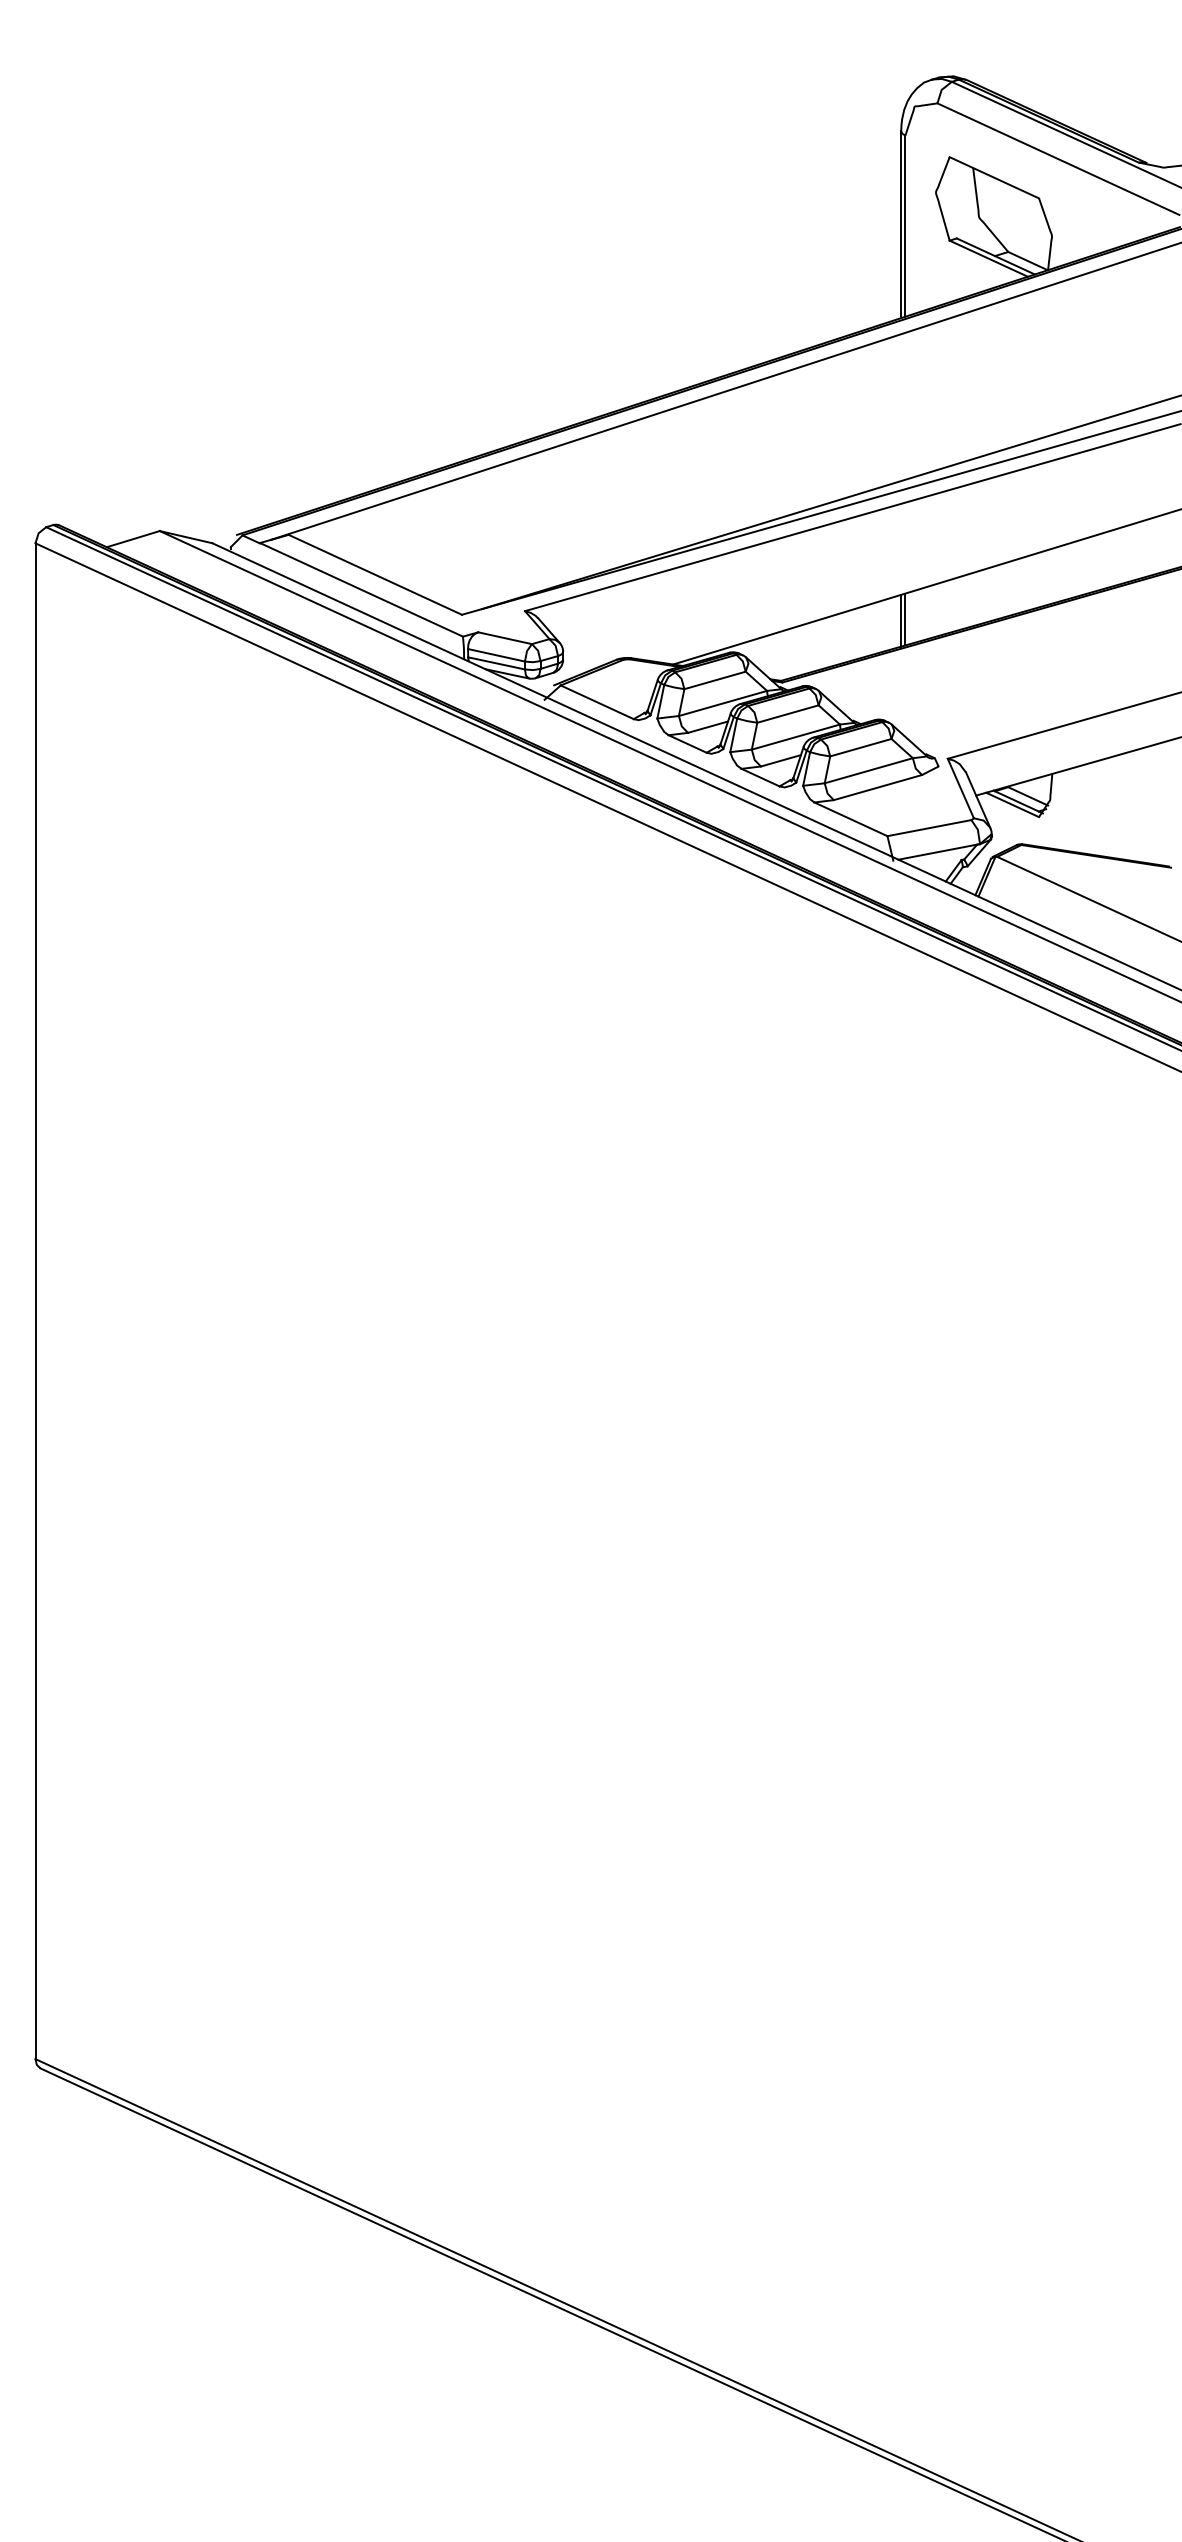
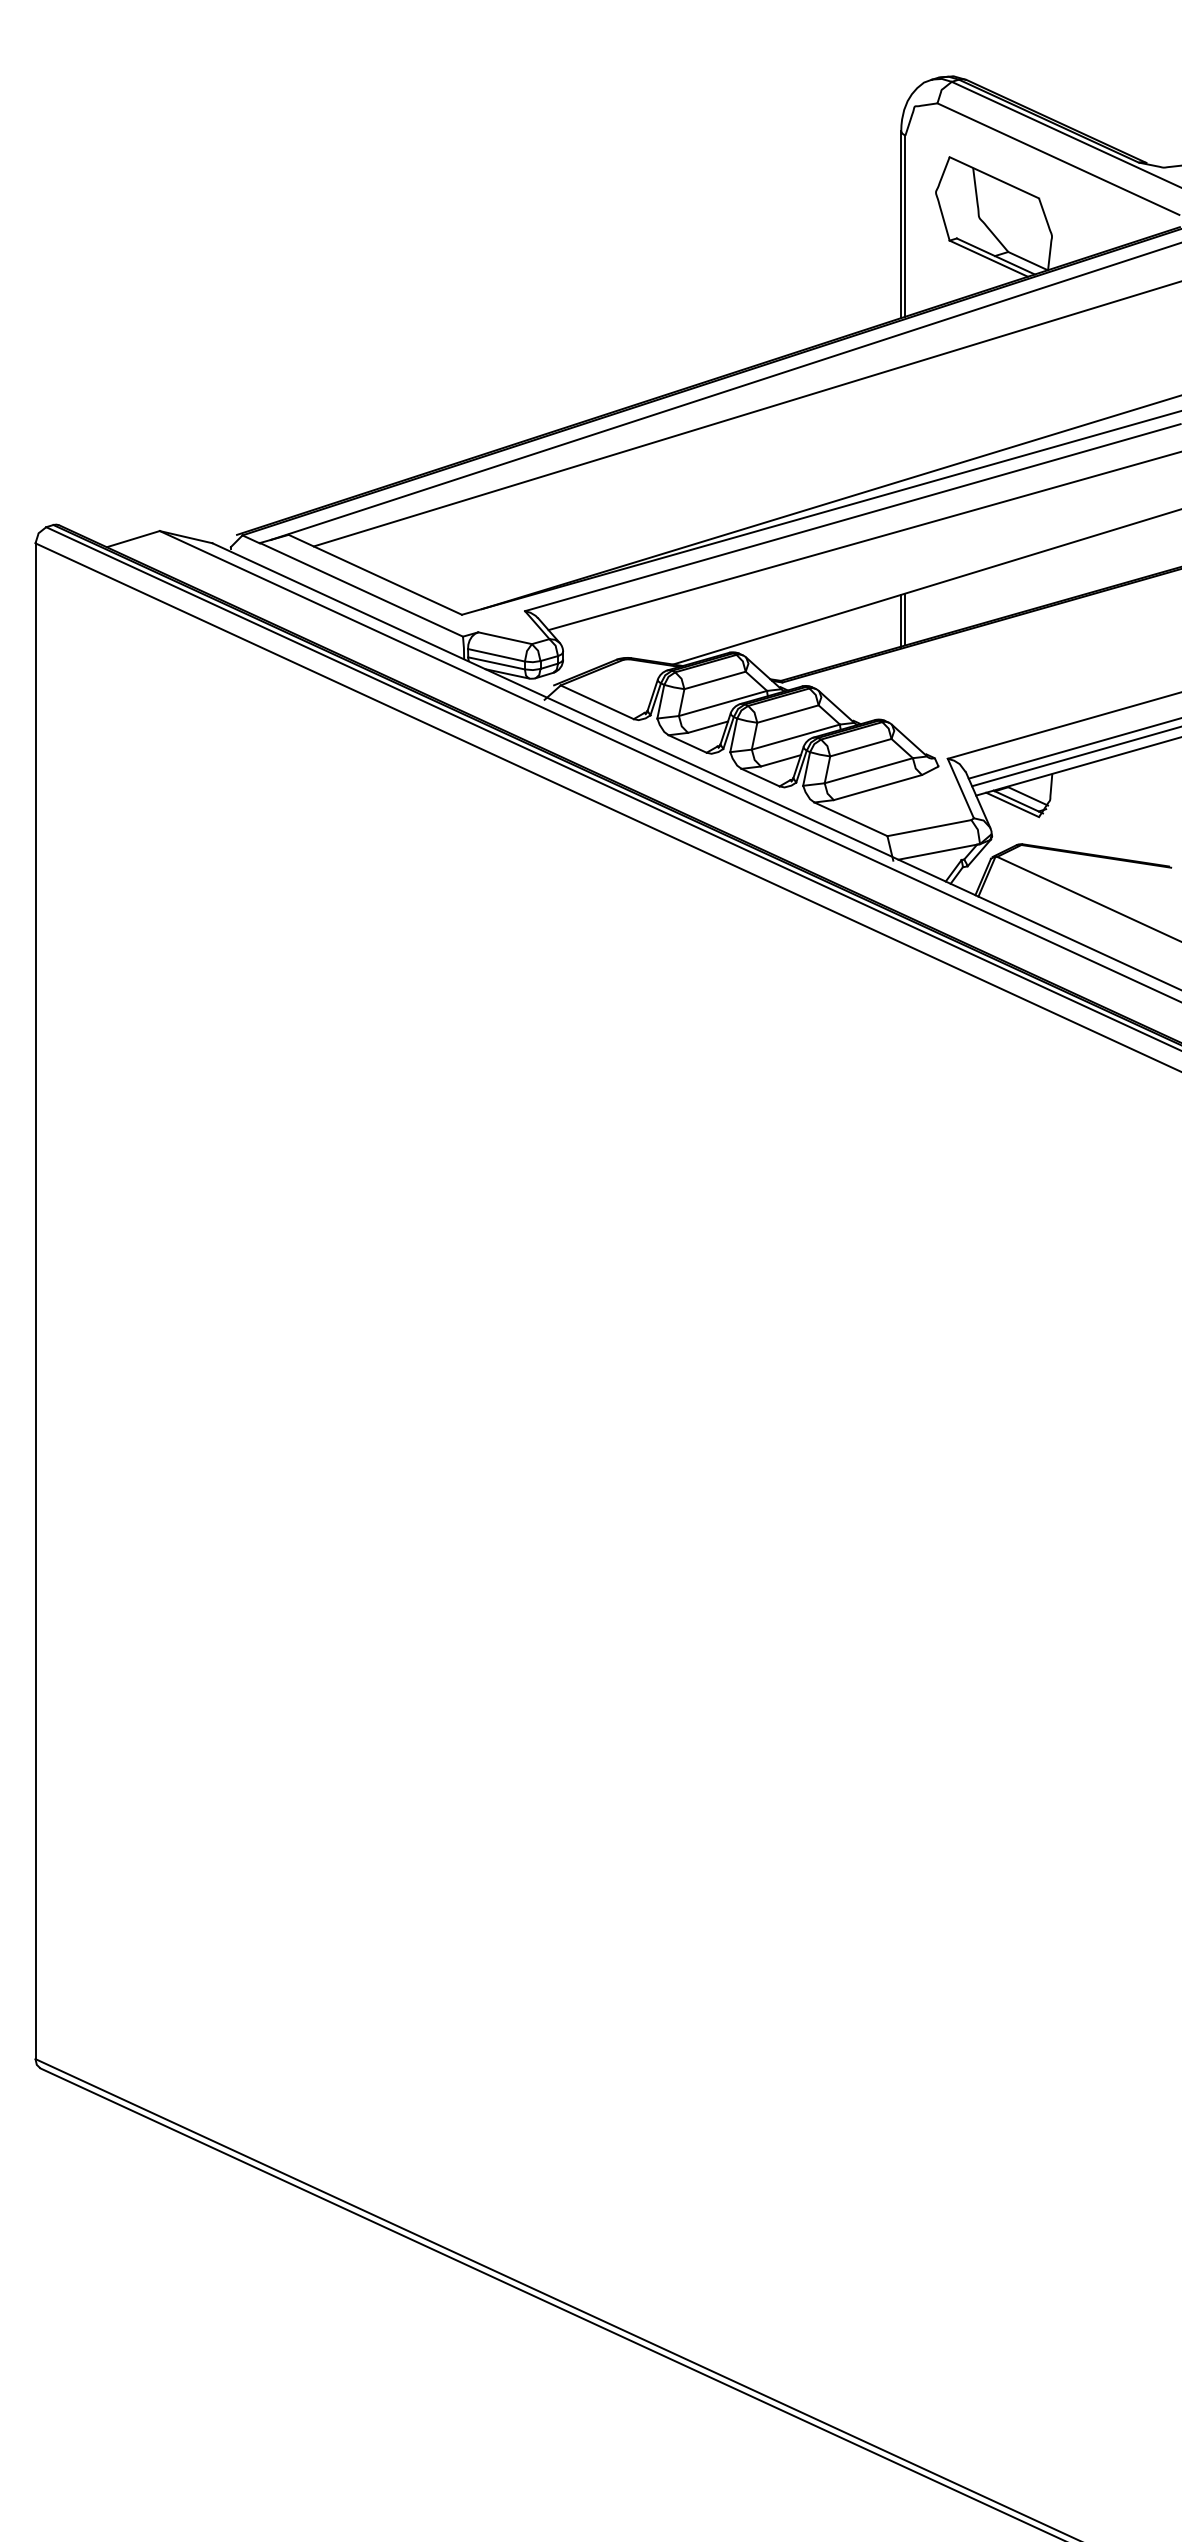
line: none -> present (745, 414)
line: none -> present (863, 541)
line: none -> present (1073, 748)
line: none -> present (1075, 756)
